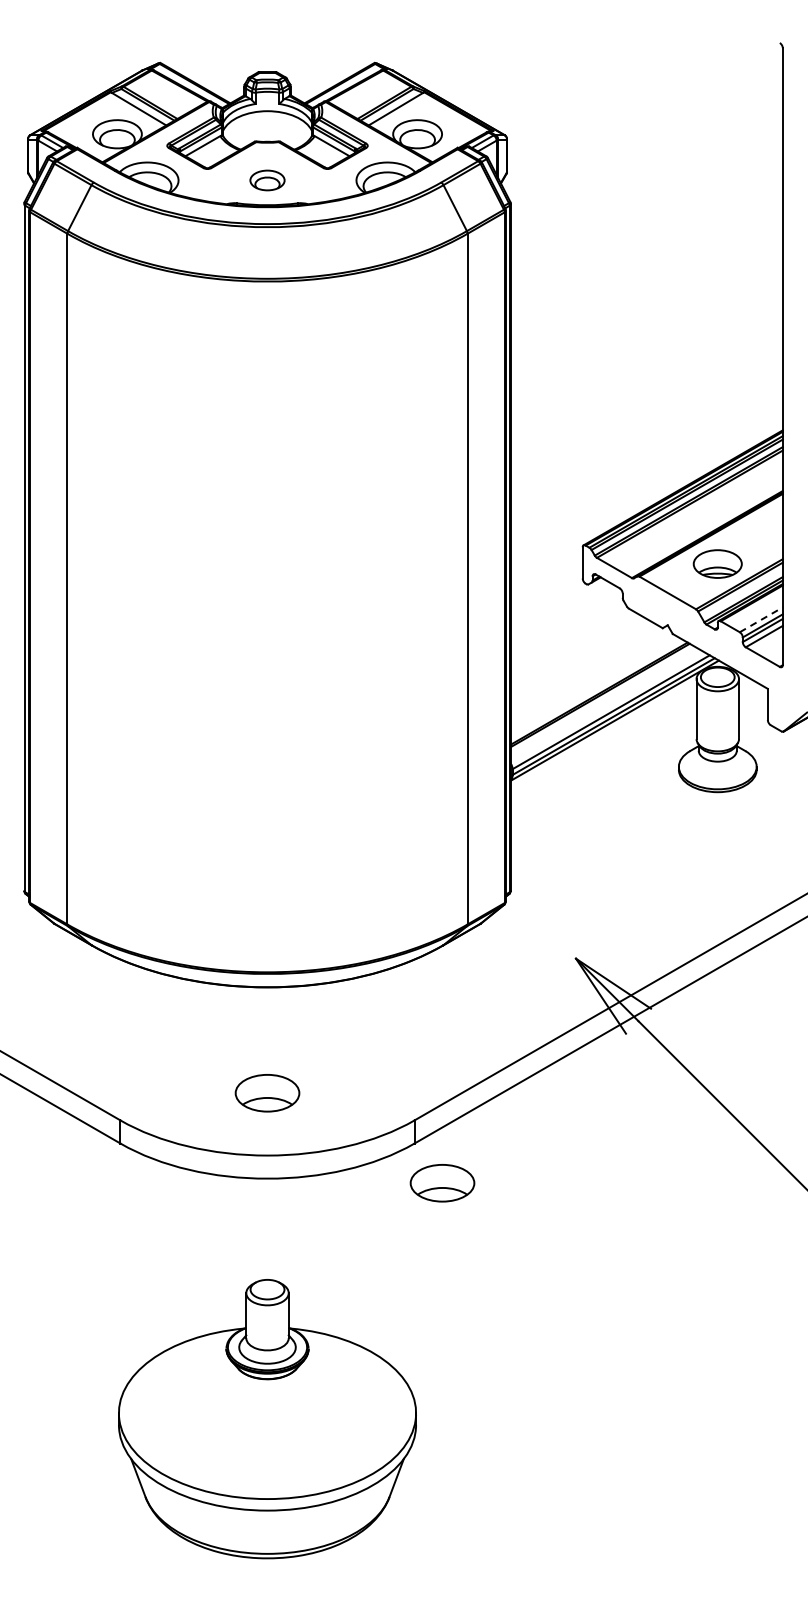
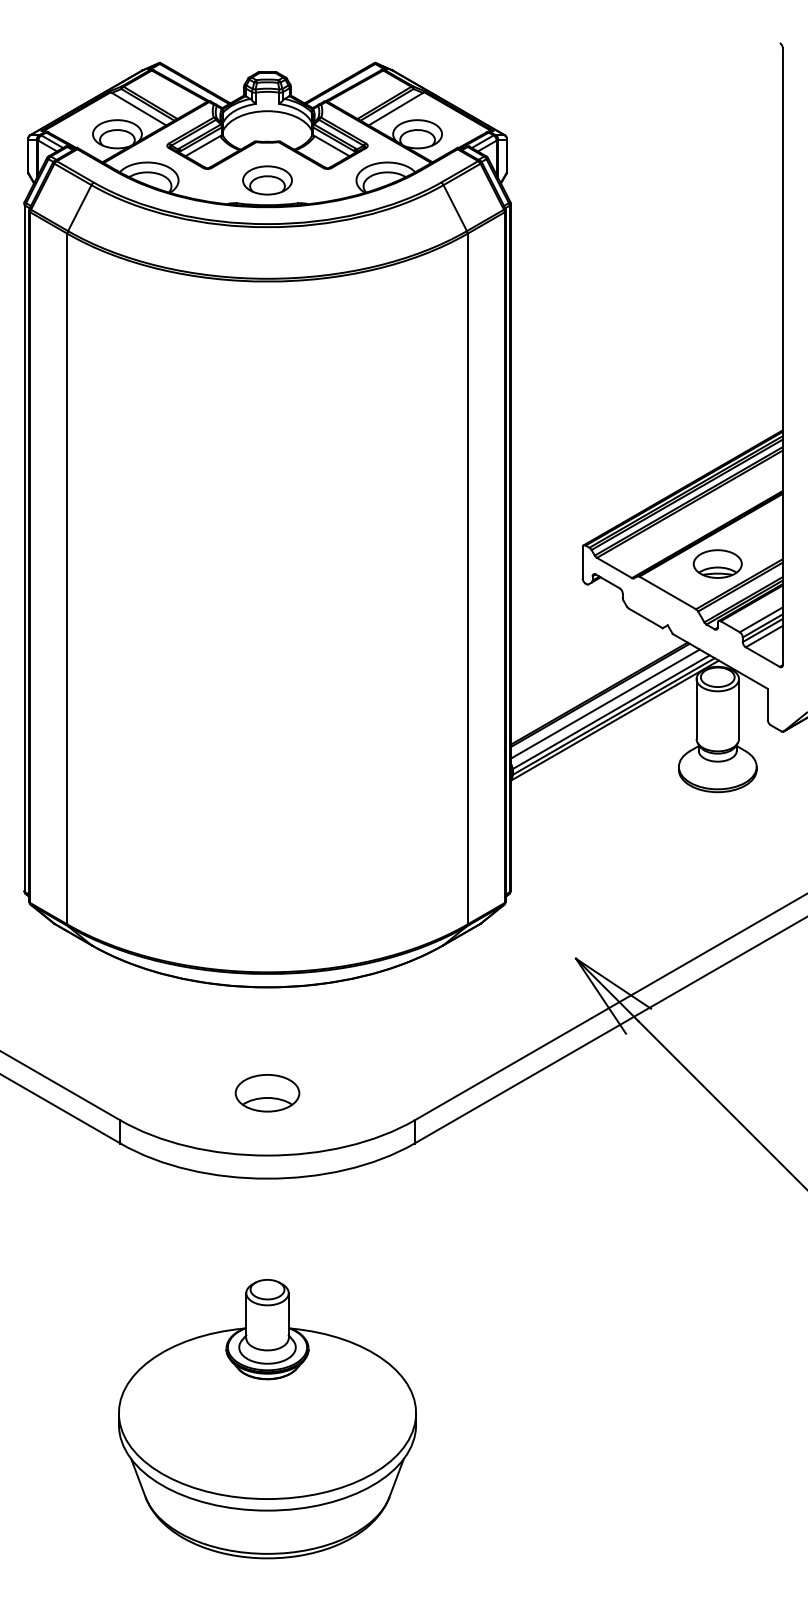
part size: 37x23 px -> 51x31 px (267, 180)
line: dashed -> solid (761, 619)
line: none -> present (604, 703)
part: present -> none (442, 1183)
